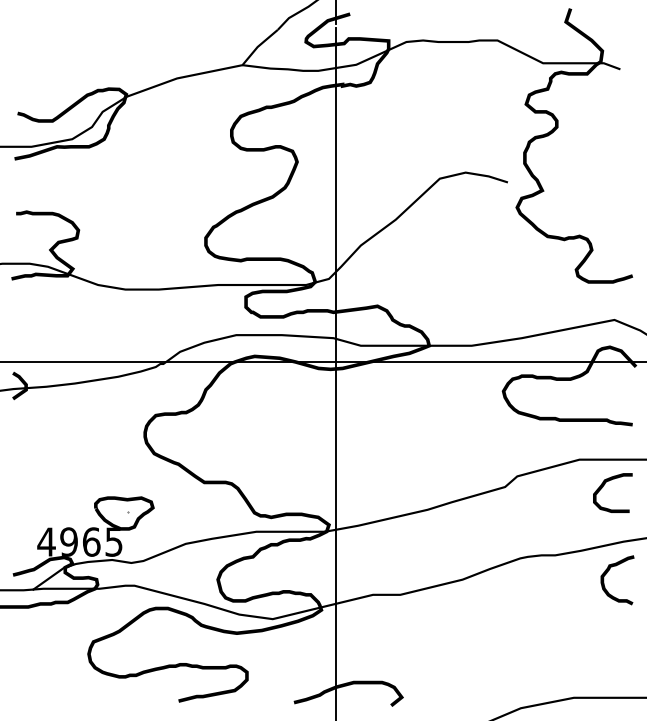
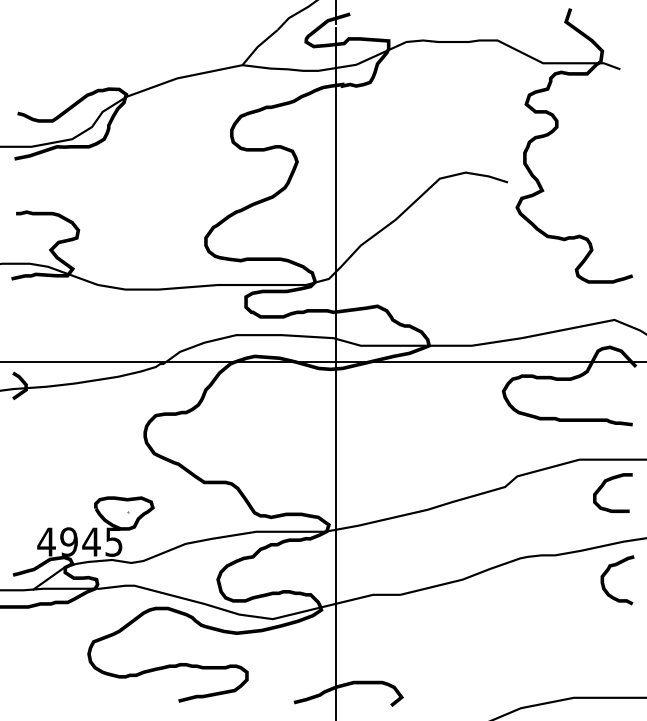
text: 4965 -> 4945 (91, 541)
